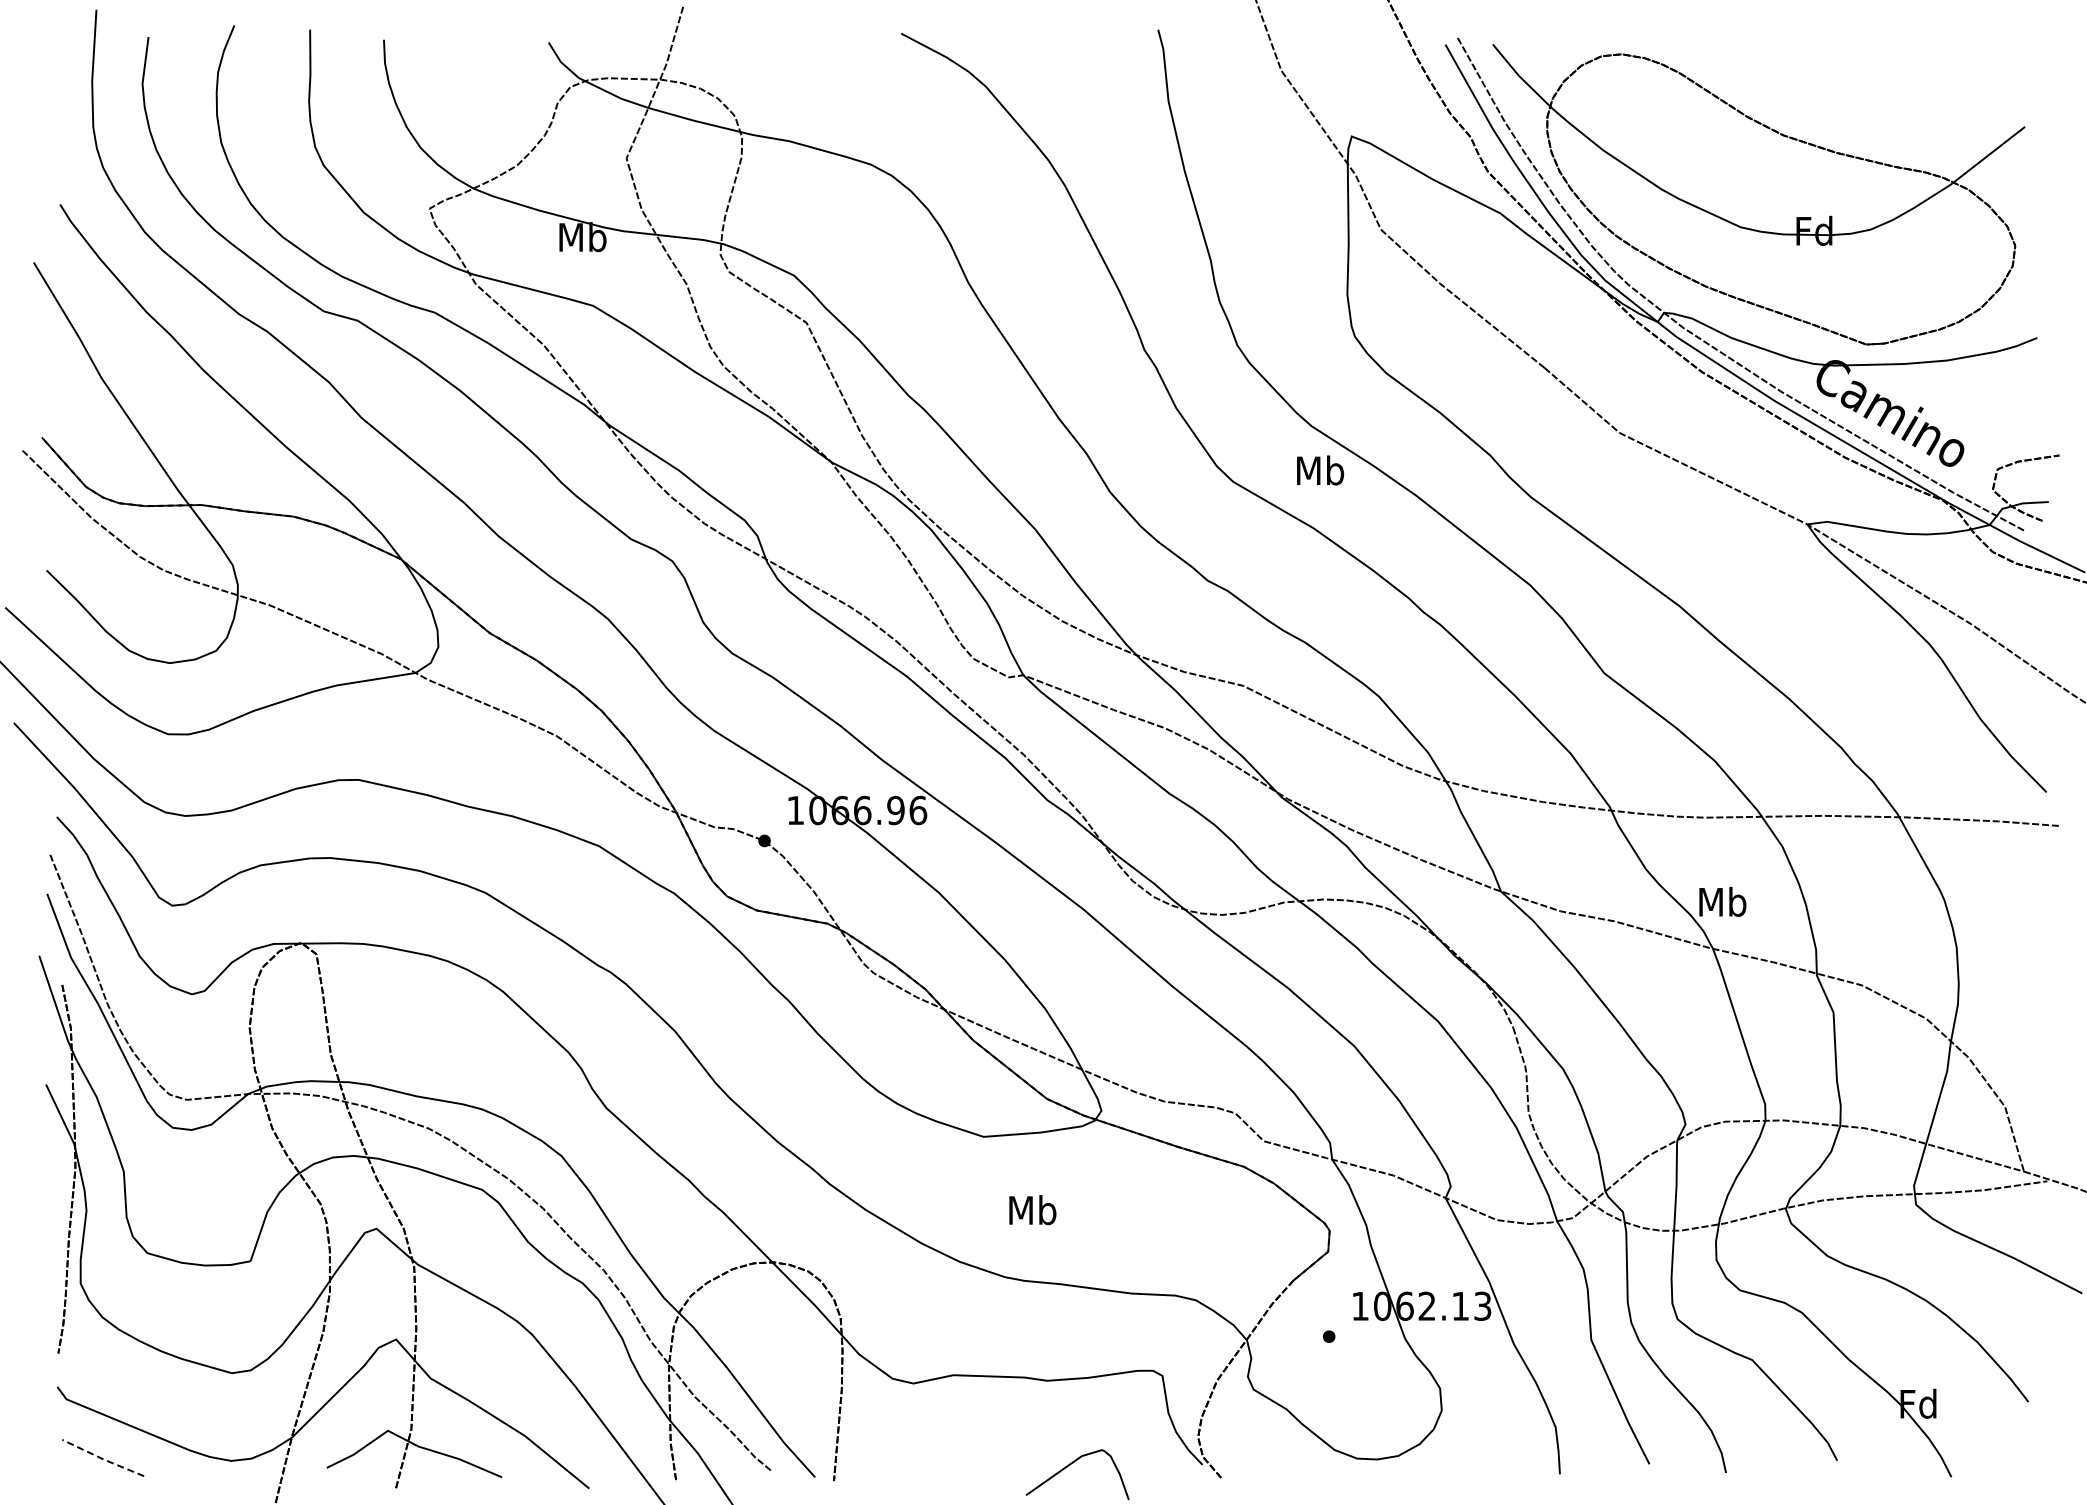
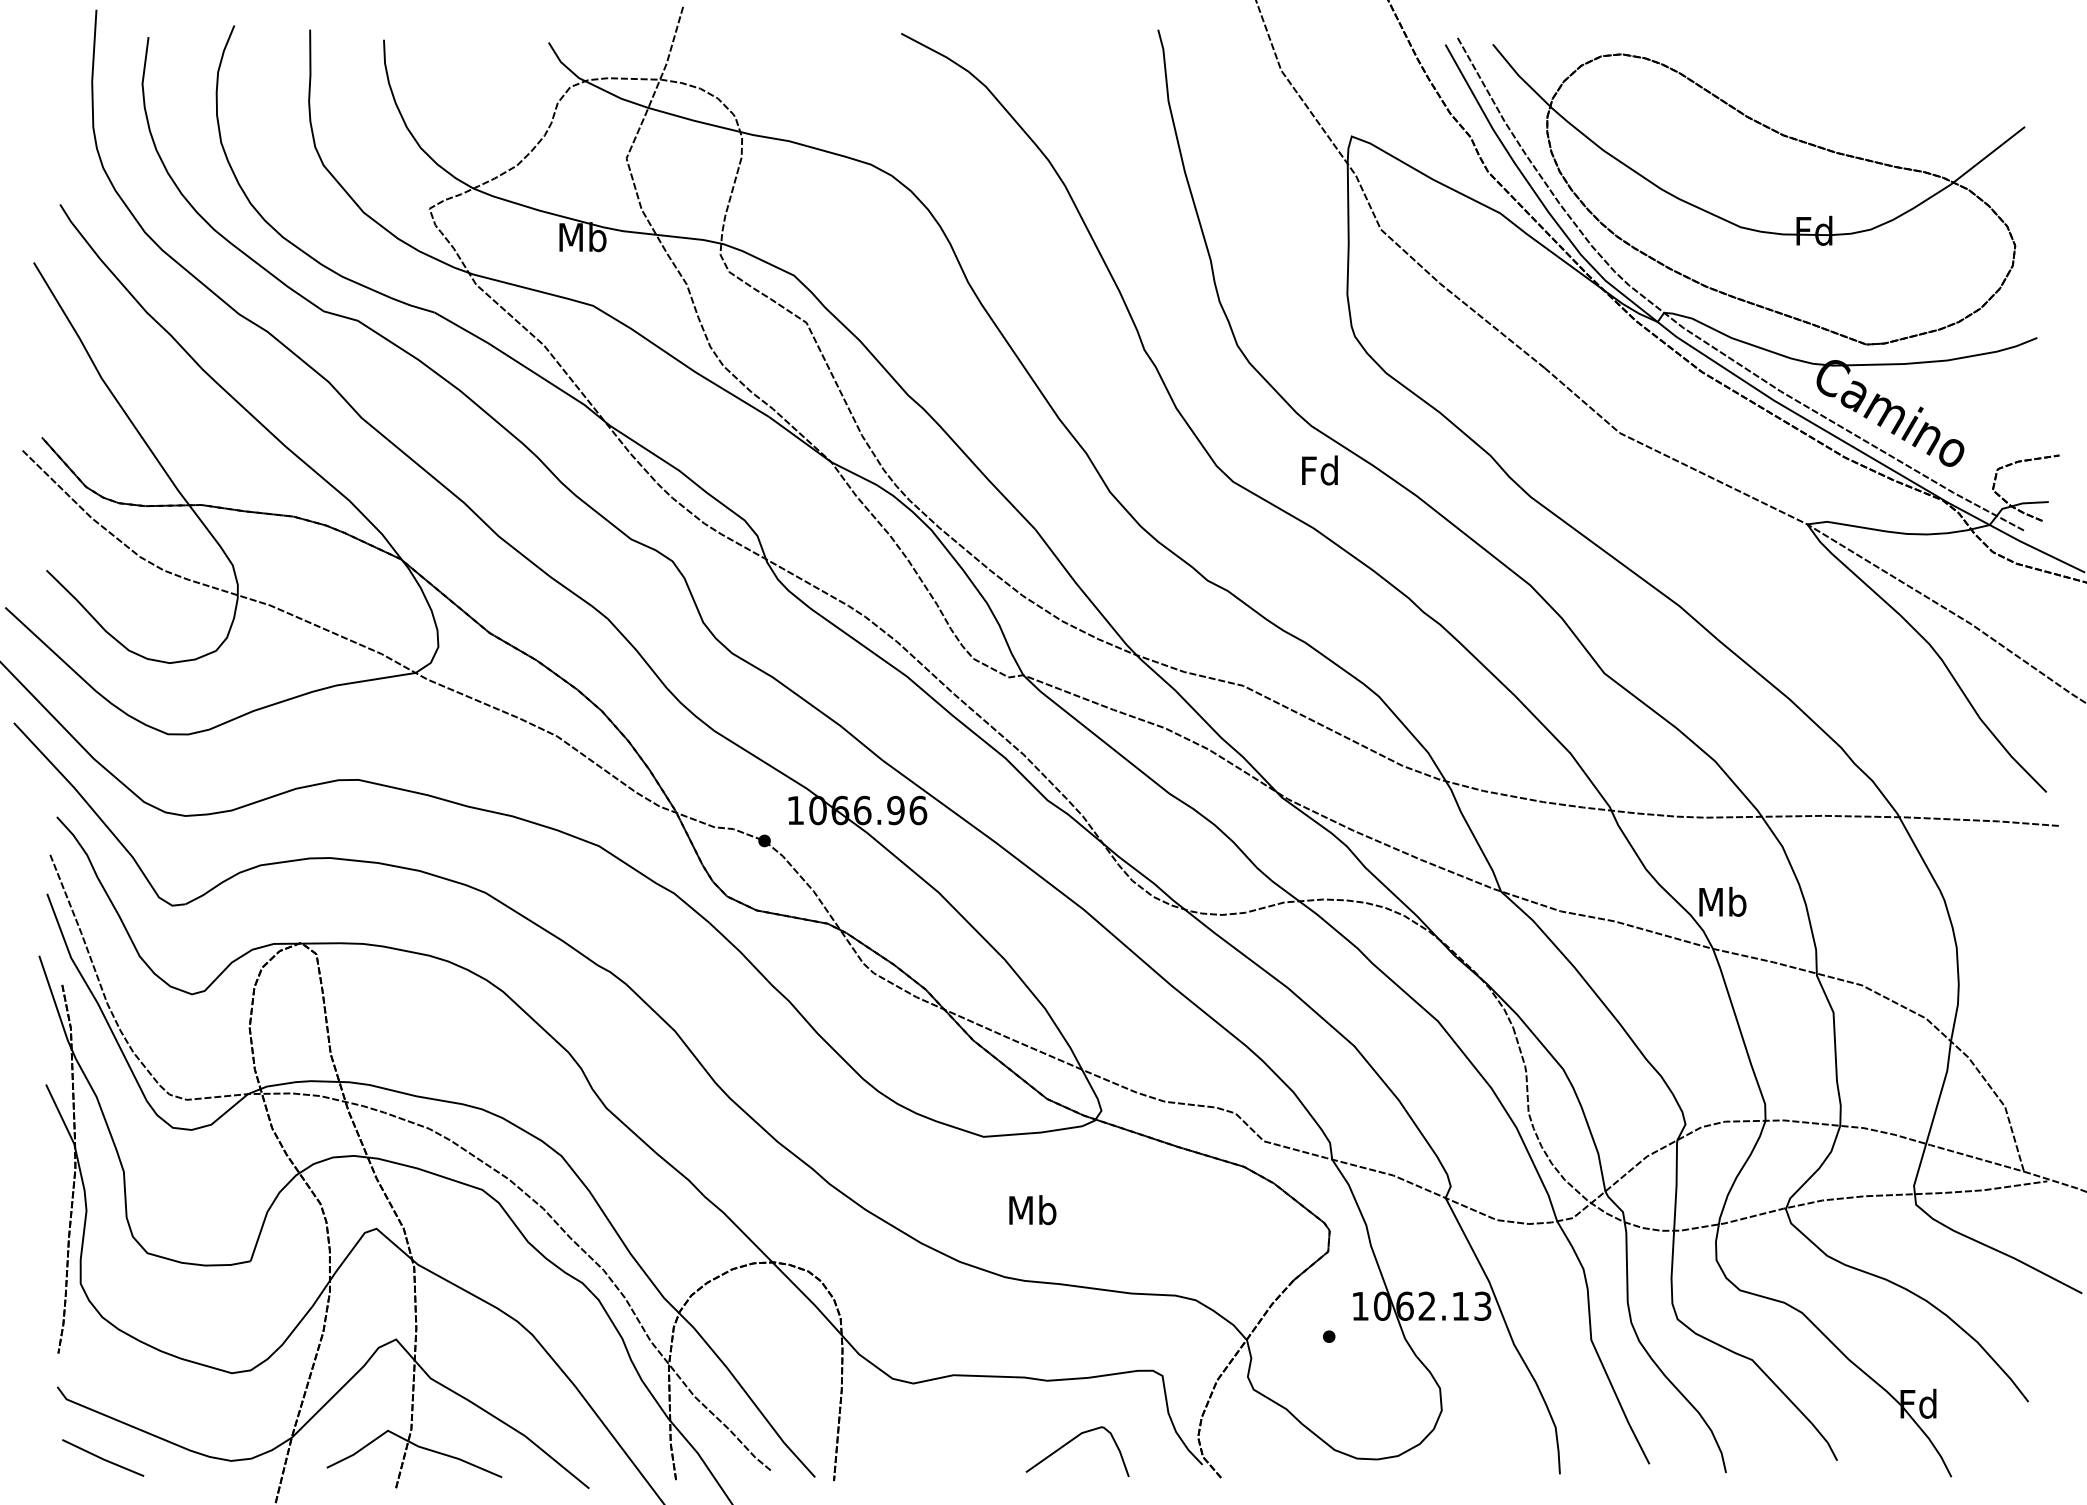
text: Mb -> Fd (1320, 470)
line: dashed -> solid (103, 1459)
curve position: (1070, 1465) -> (1070, 1442) (1070, 1442)
